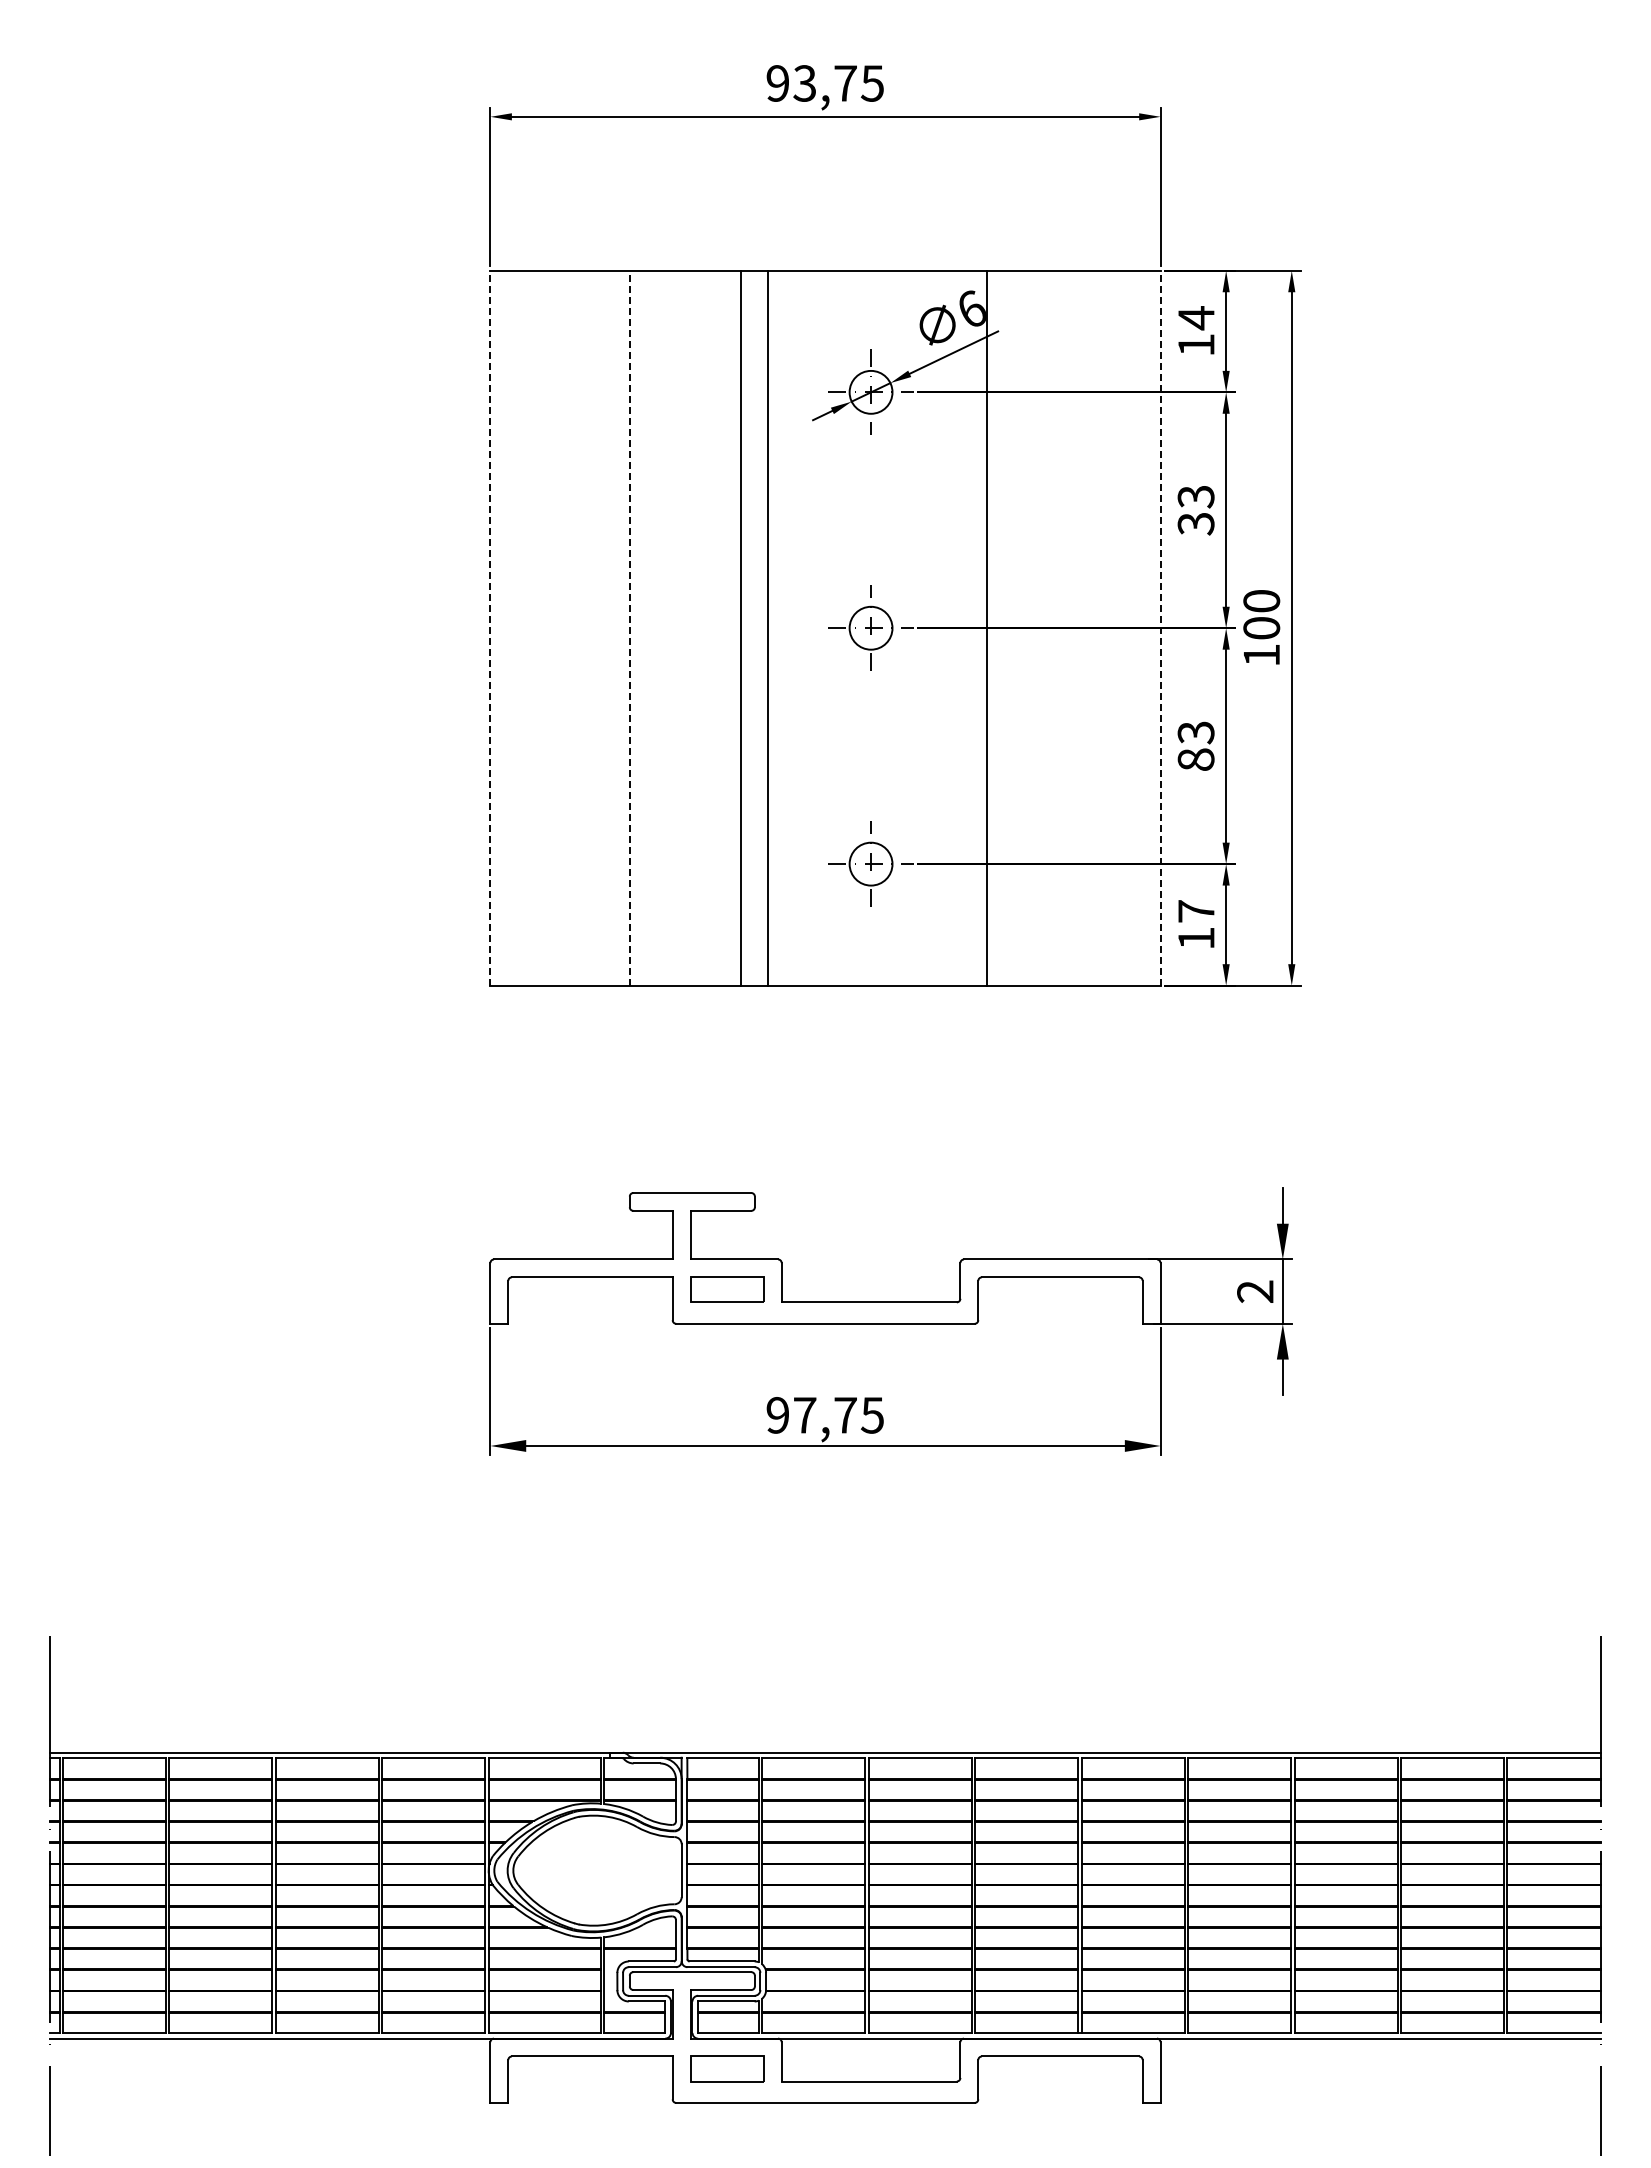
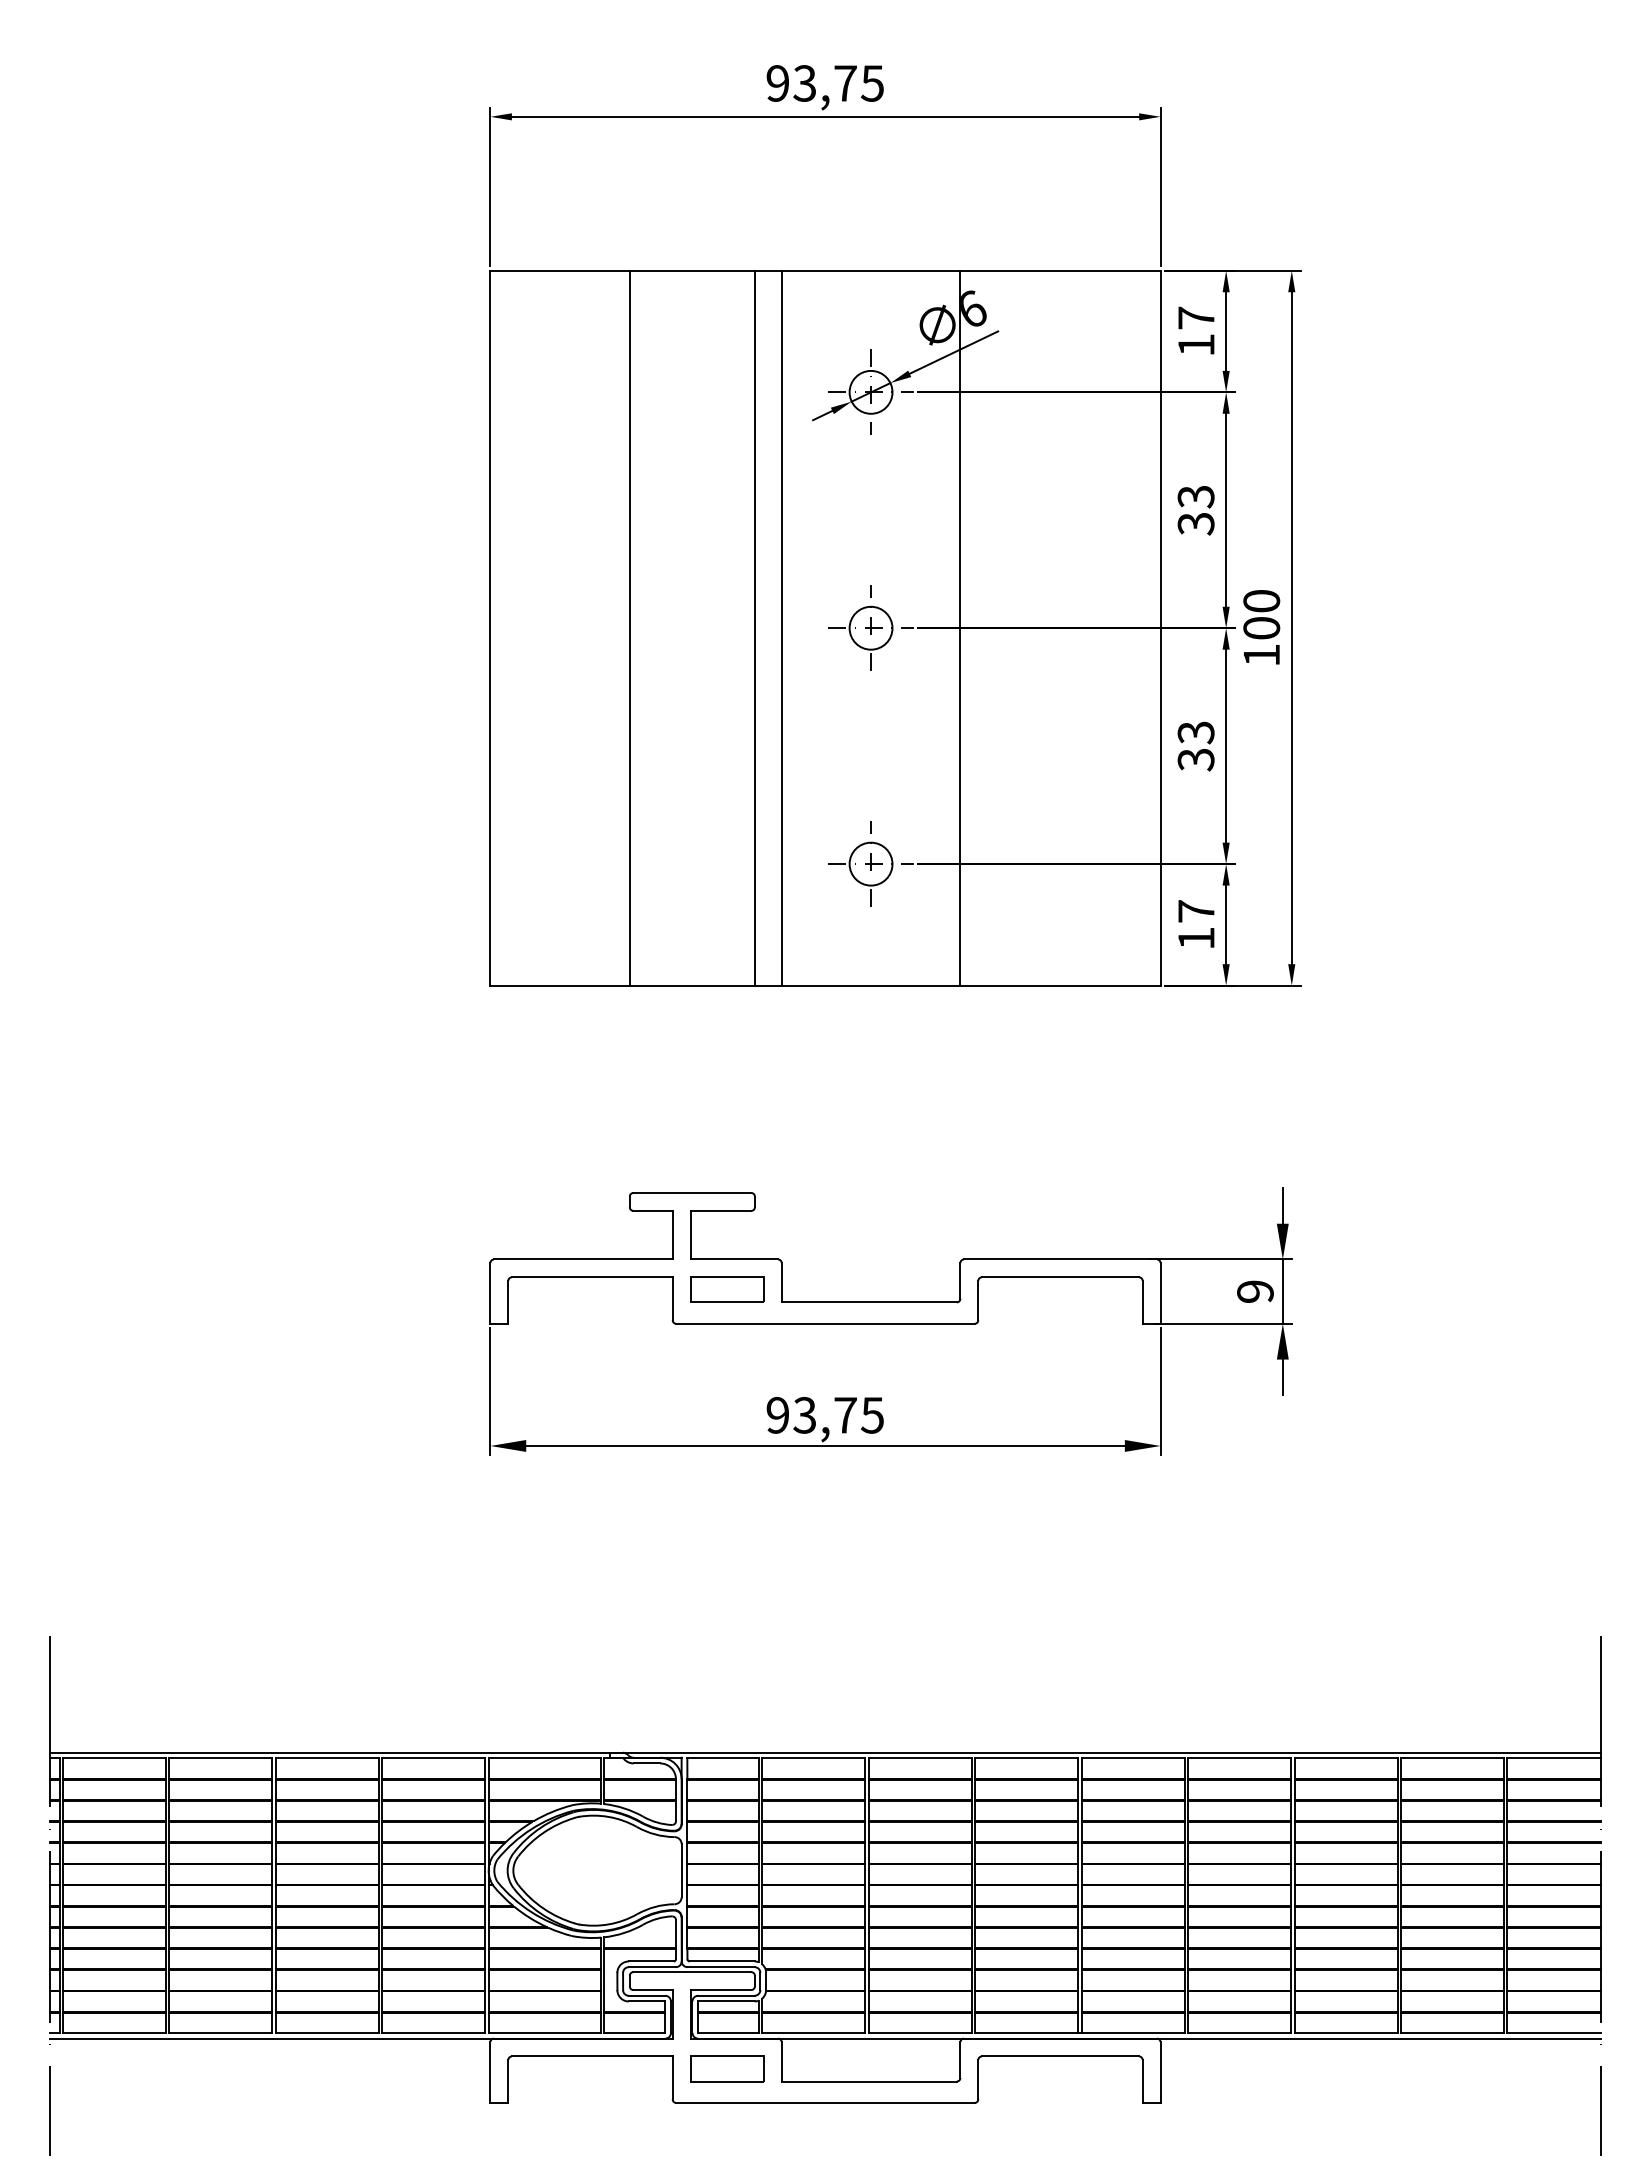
text: 14 -> 17 (1196, 318)
line: dashed -> solid (490, 627)
line: dashed -> solid (629, 627)
line position: (740, 627) -> (754, 627) (754, 627)
line position: (767, 627) -> (781, 627) (781, 627)
line position: (987, 627) -> (960, 627) (960, 627)
line: dashed -> solid (1160, 627)
text: 83 -> 33 (1195, 759)
text: 2 -> 9 (1255, 1291)
text: 97,75 -> 93,75 (804, 1415)
